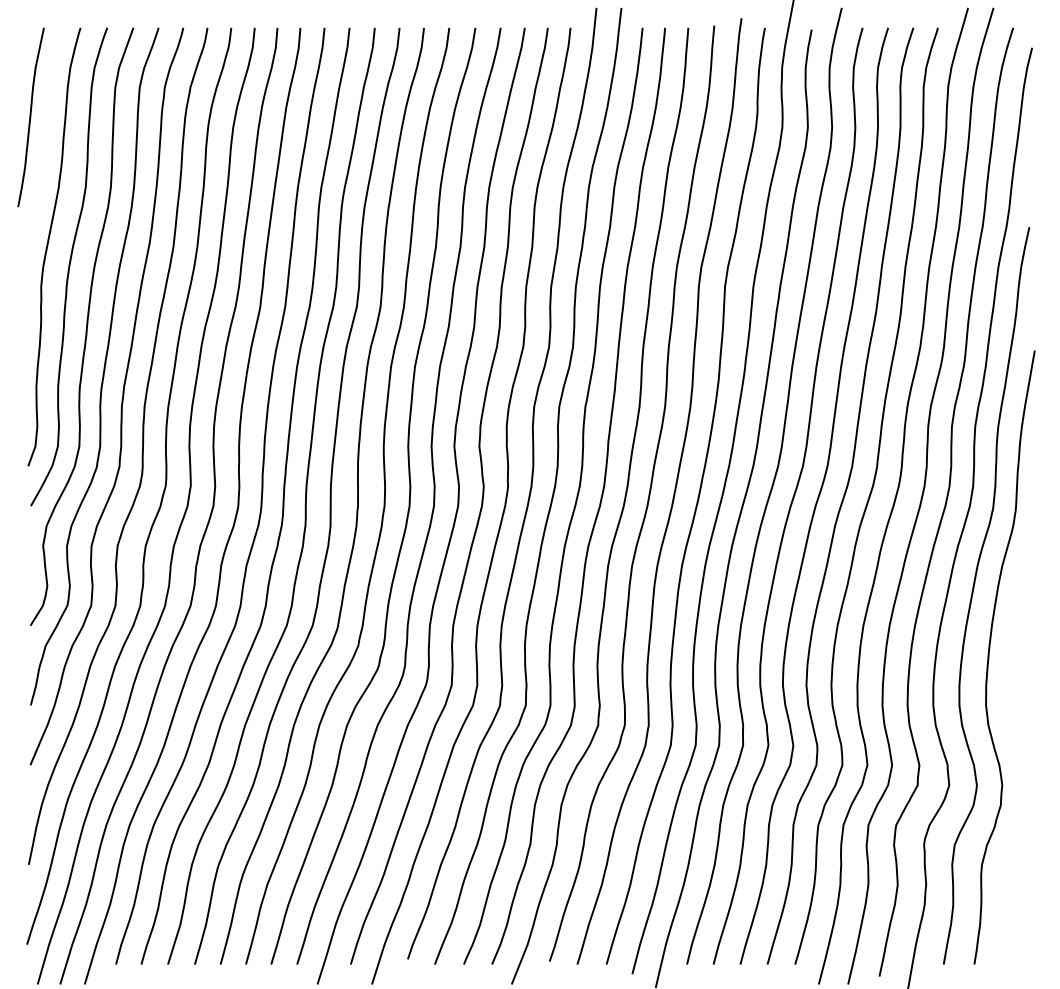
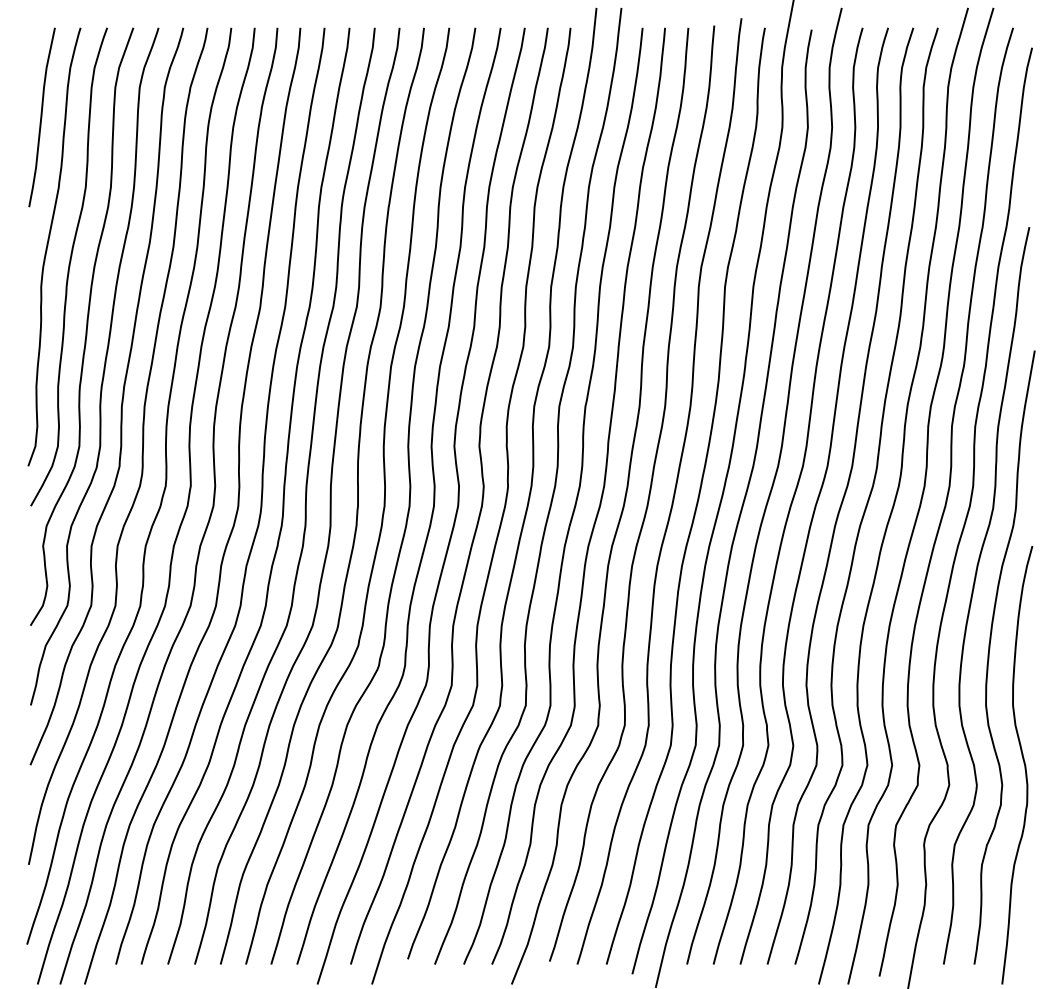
curve position: (30, 117) -> (41, 117) (41, 117)
curve: none -> present (1023, 763)
